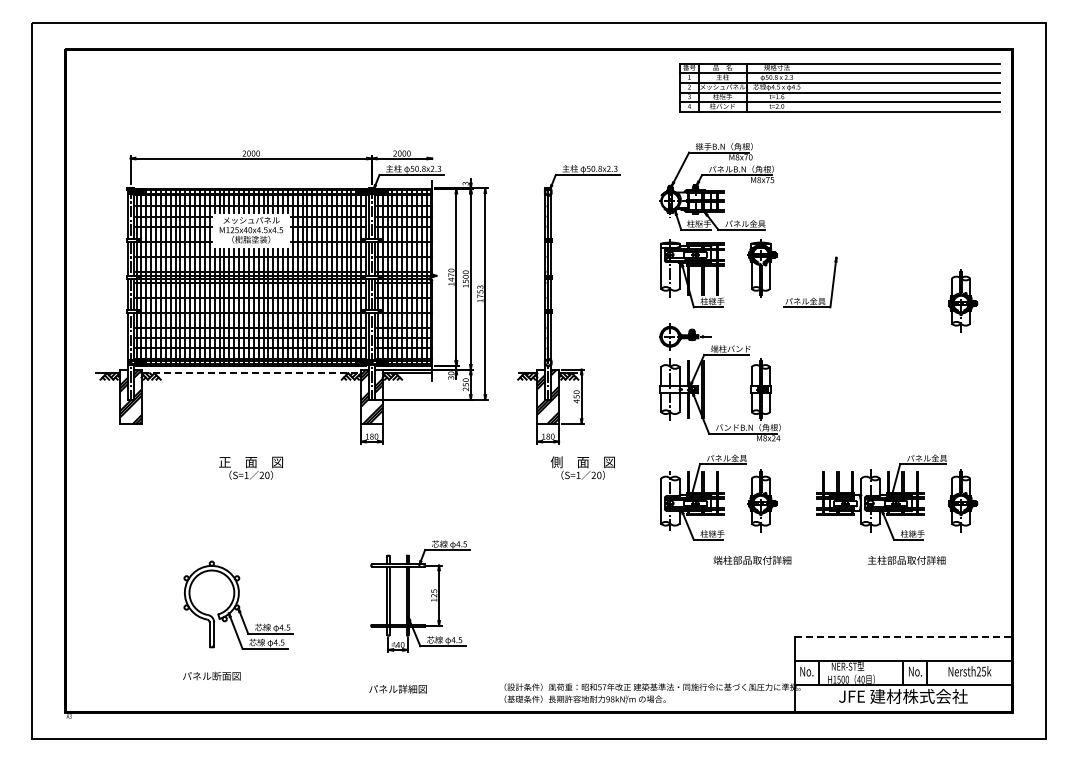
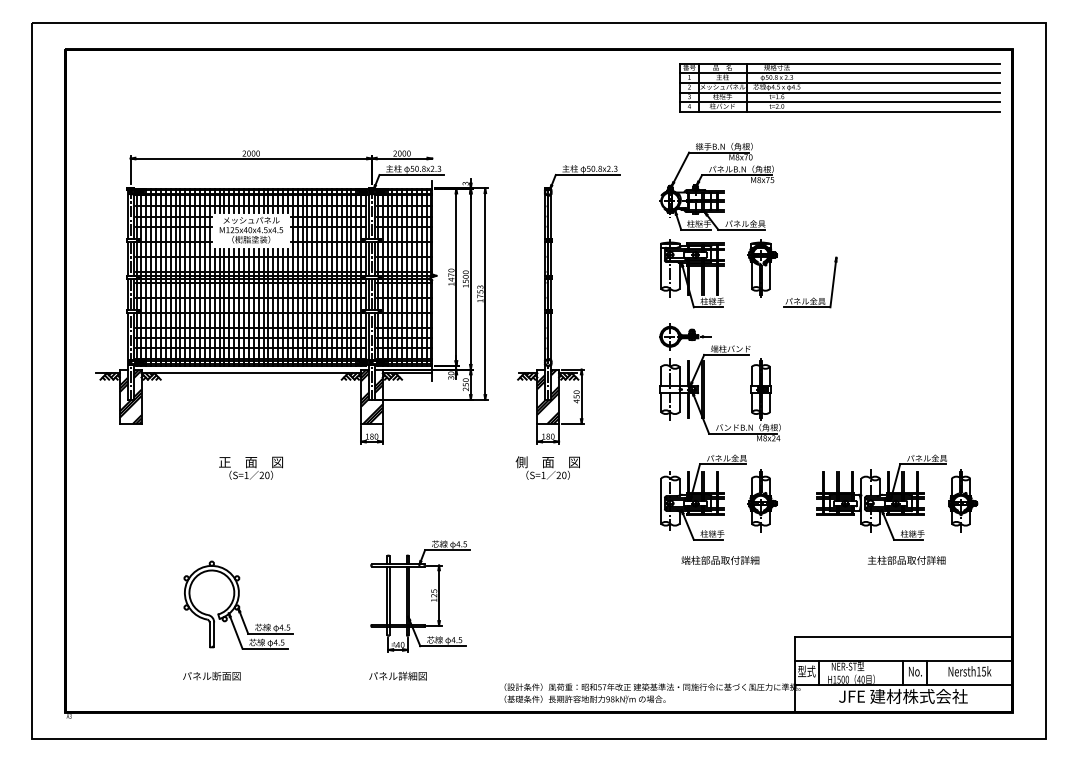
part: present -> none (963, 300)
line: dashed -> solid (251, 373)
text position: (582, 467) -> (547, 467) (547, 467)
text position: (752, 560) -> (720, 560) (720, 560)
line: dashed -> solid (903, 636)
text: No. -> 型式 (806, 671)
text: Nersth25k -> Nersth15k (978, 671)
text position: (397, 688) -> (397, 675) (397, 675)
